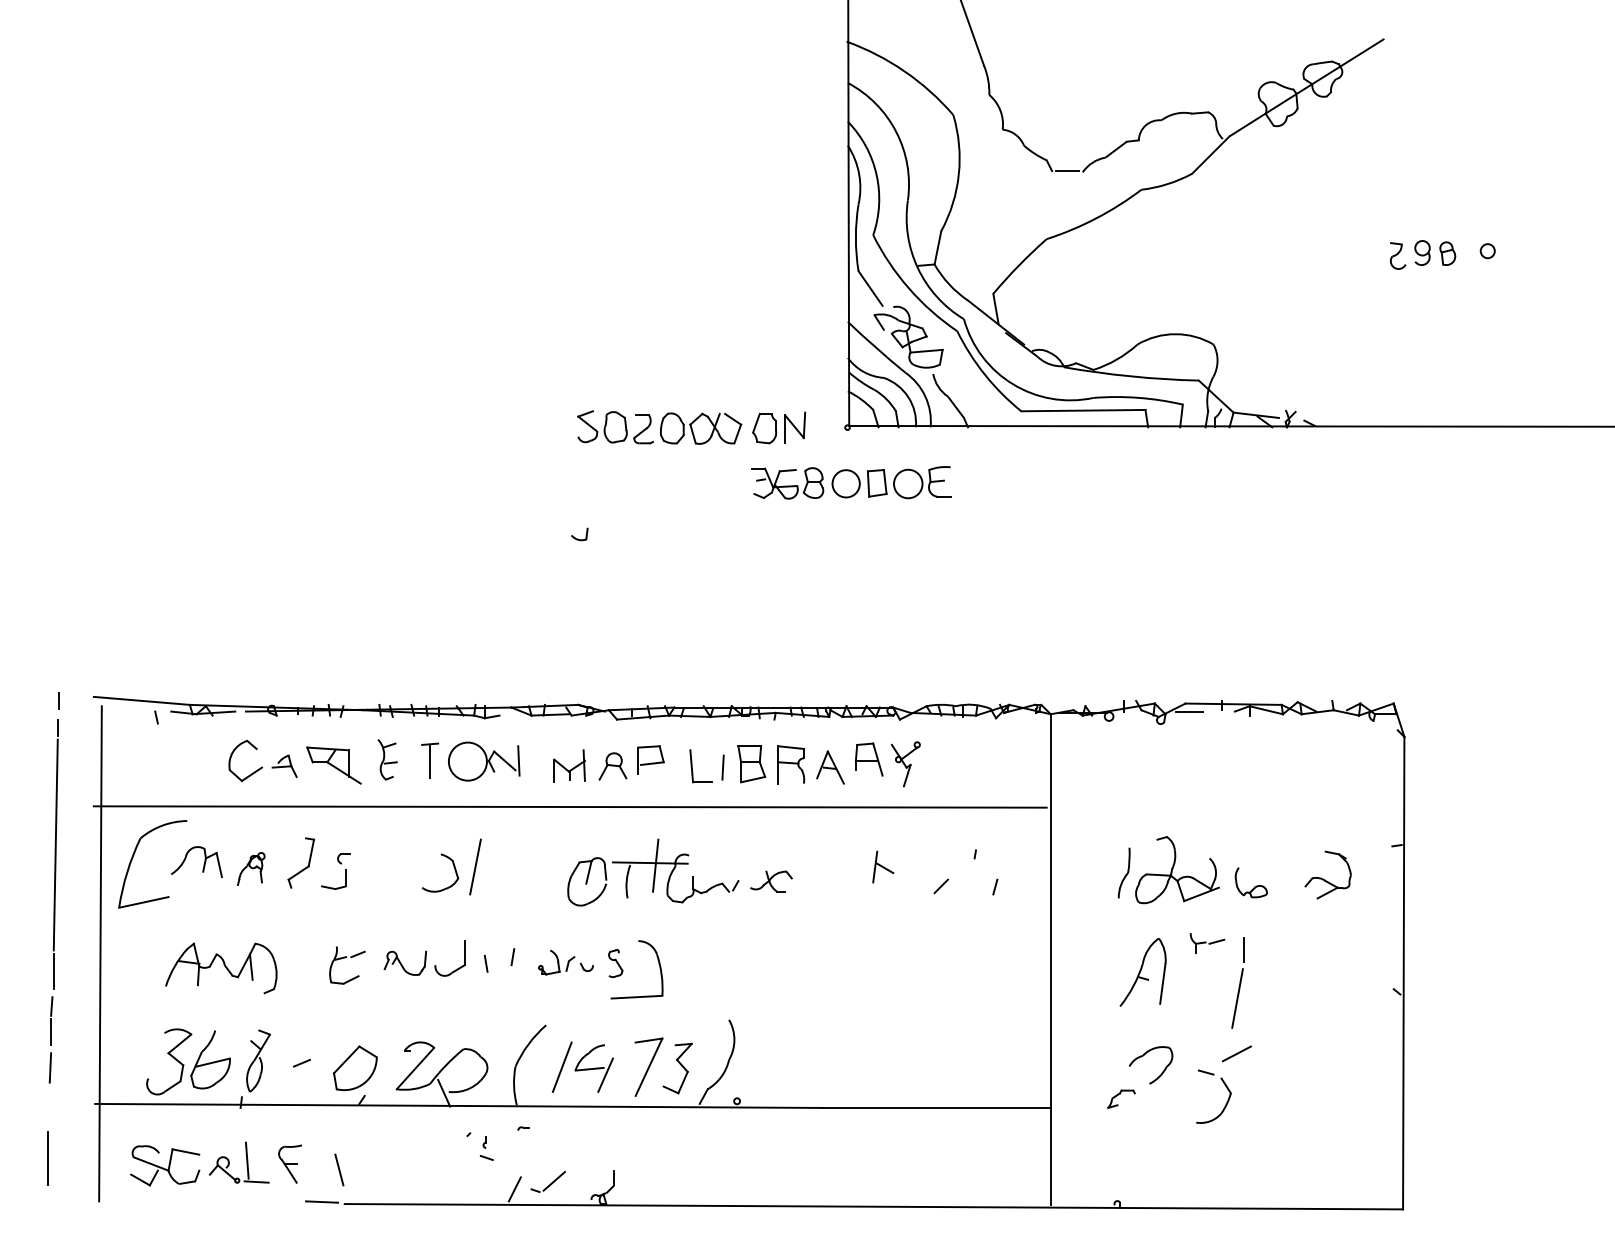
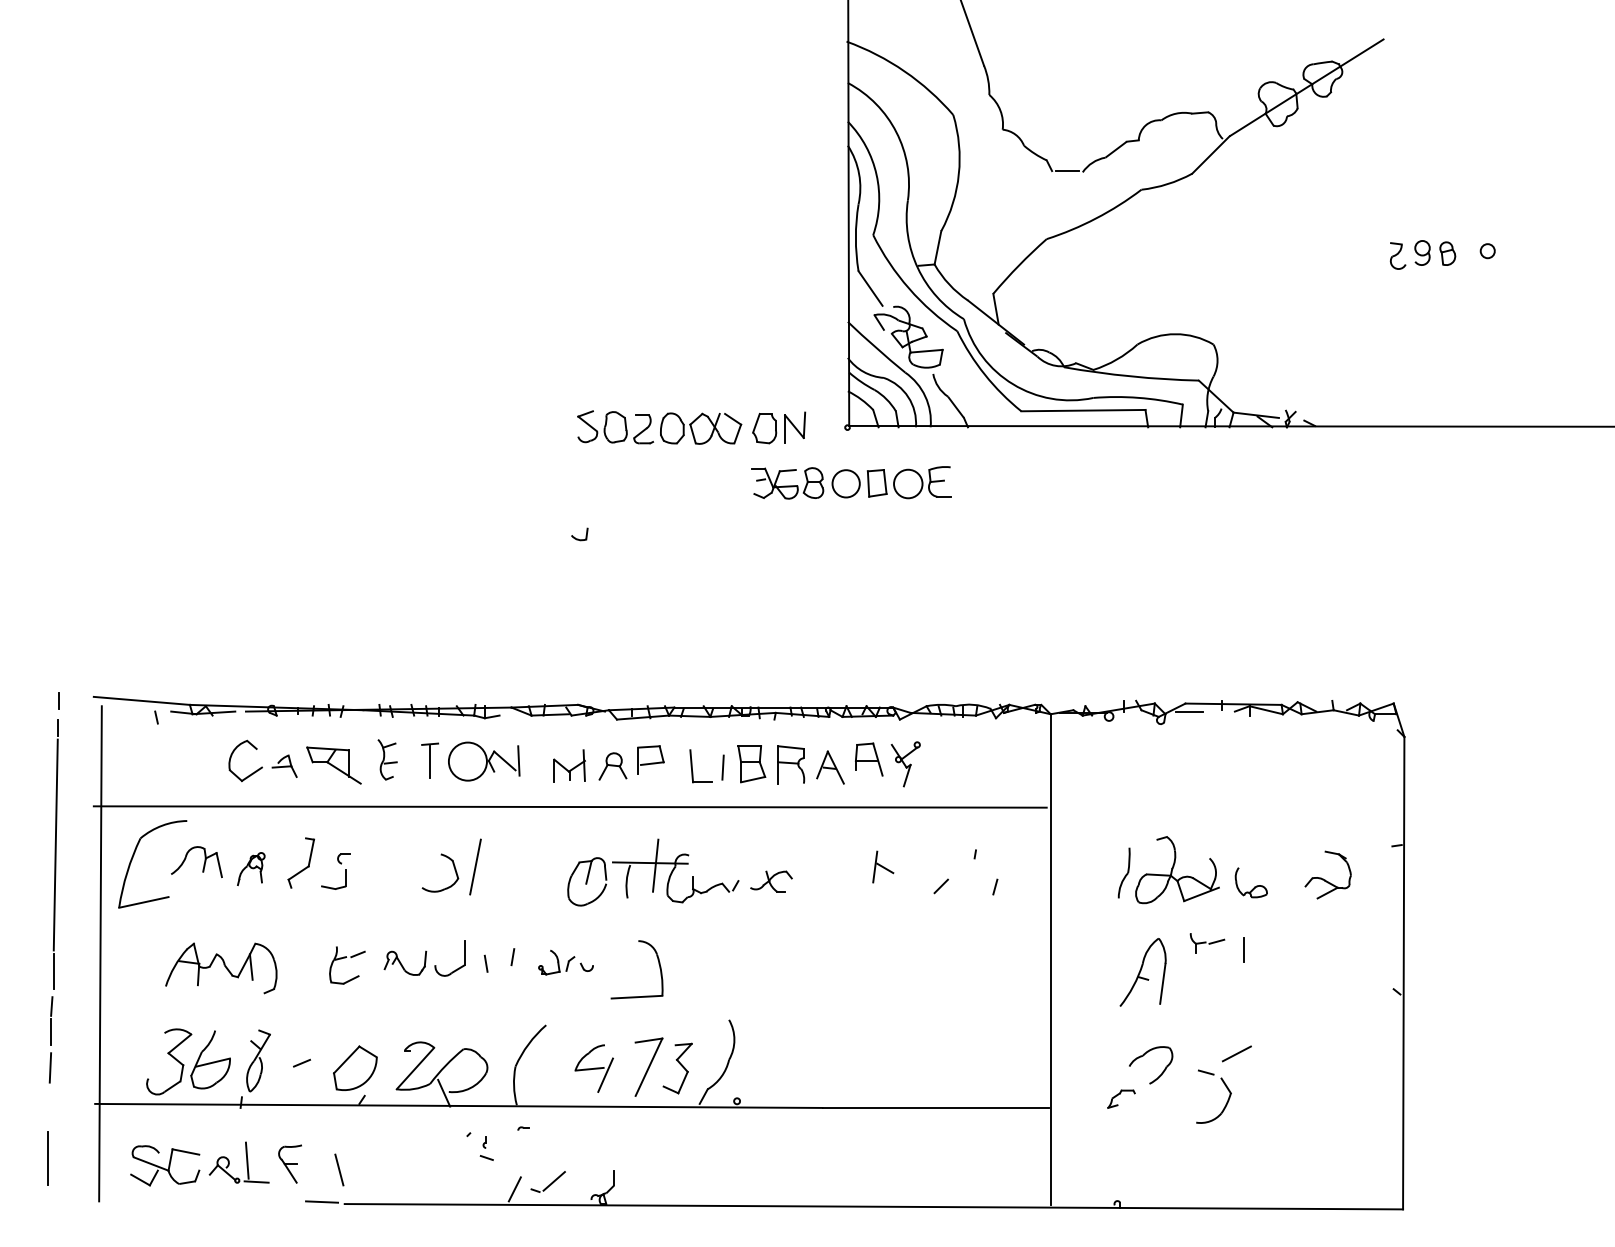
part: present -> none (615, 963)
line: present -> none (1237, 998)
line: present -> none (561, 1066)
